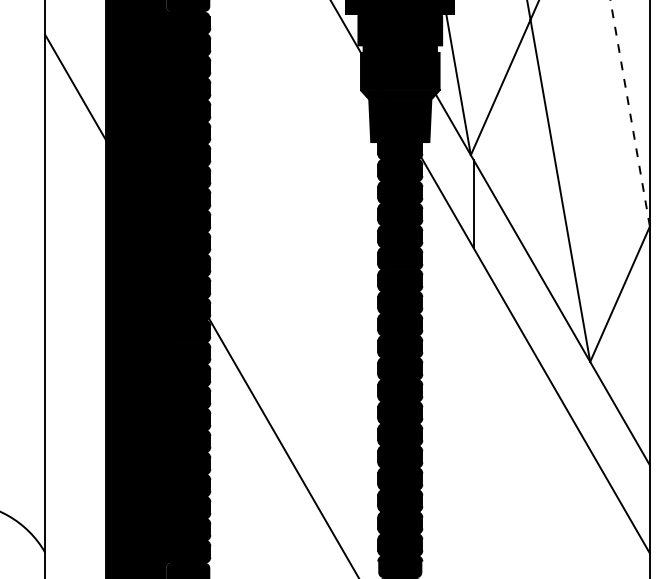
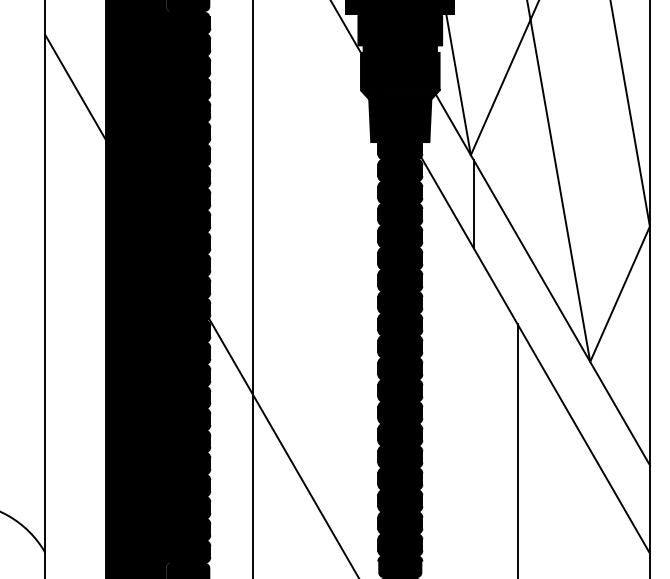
line: dashed -> solid (630, 113)
line: none -> present (253, 288)
line: none -> present (517, 449)
